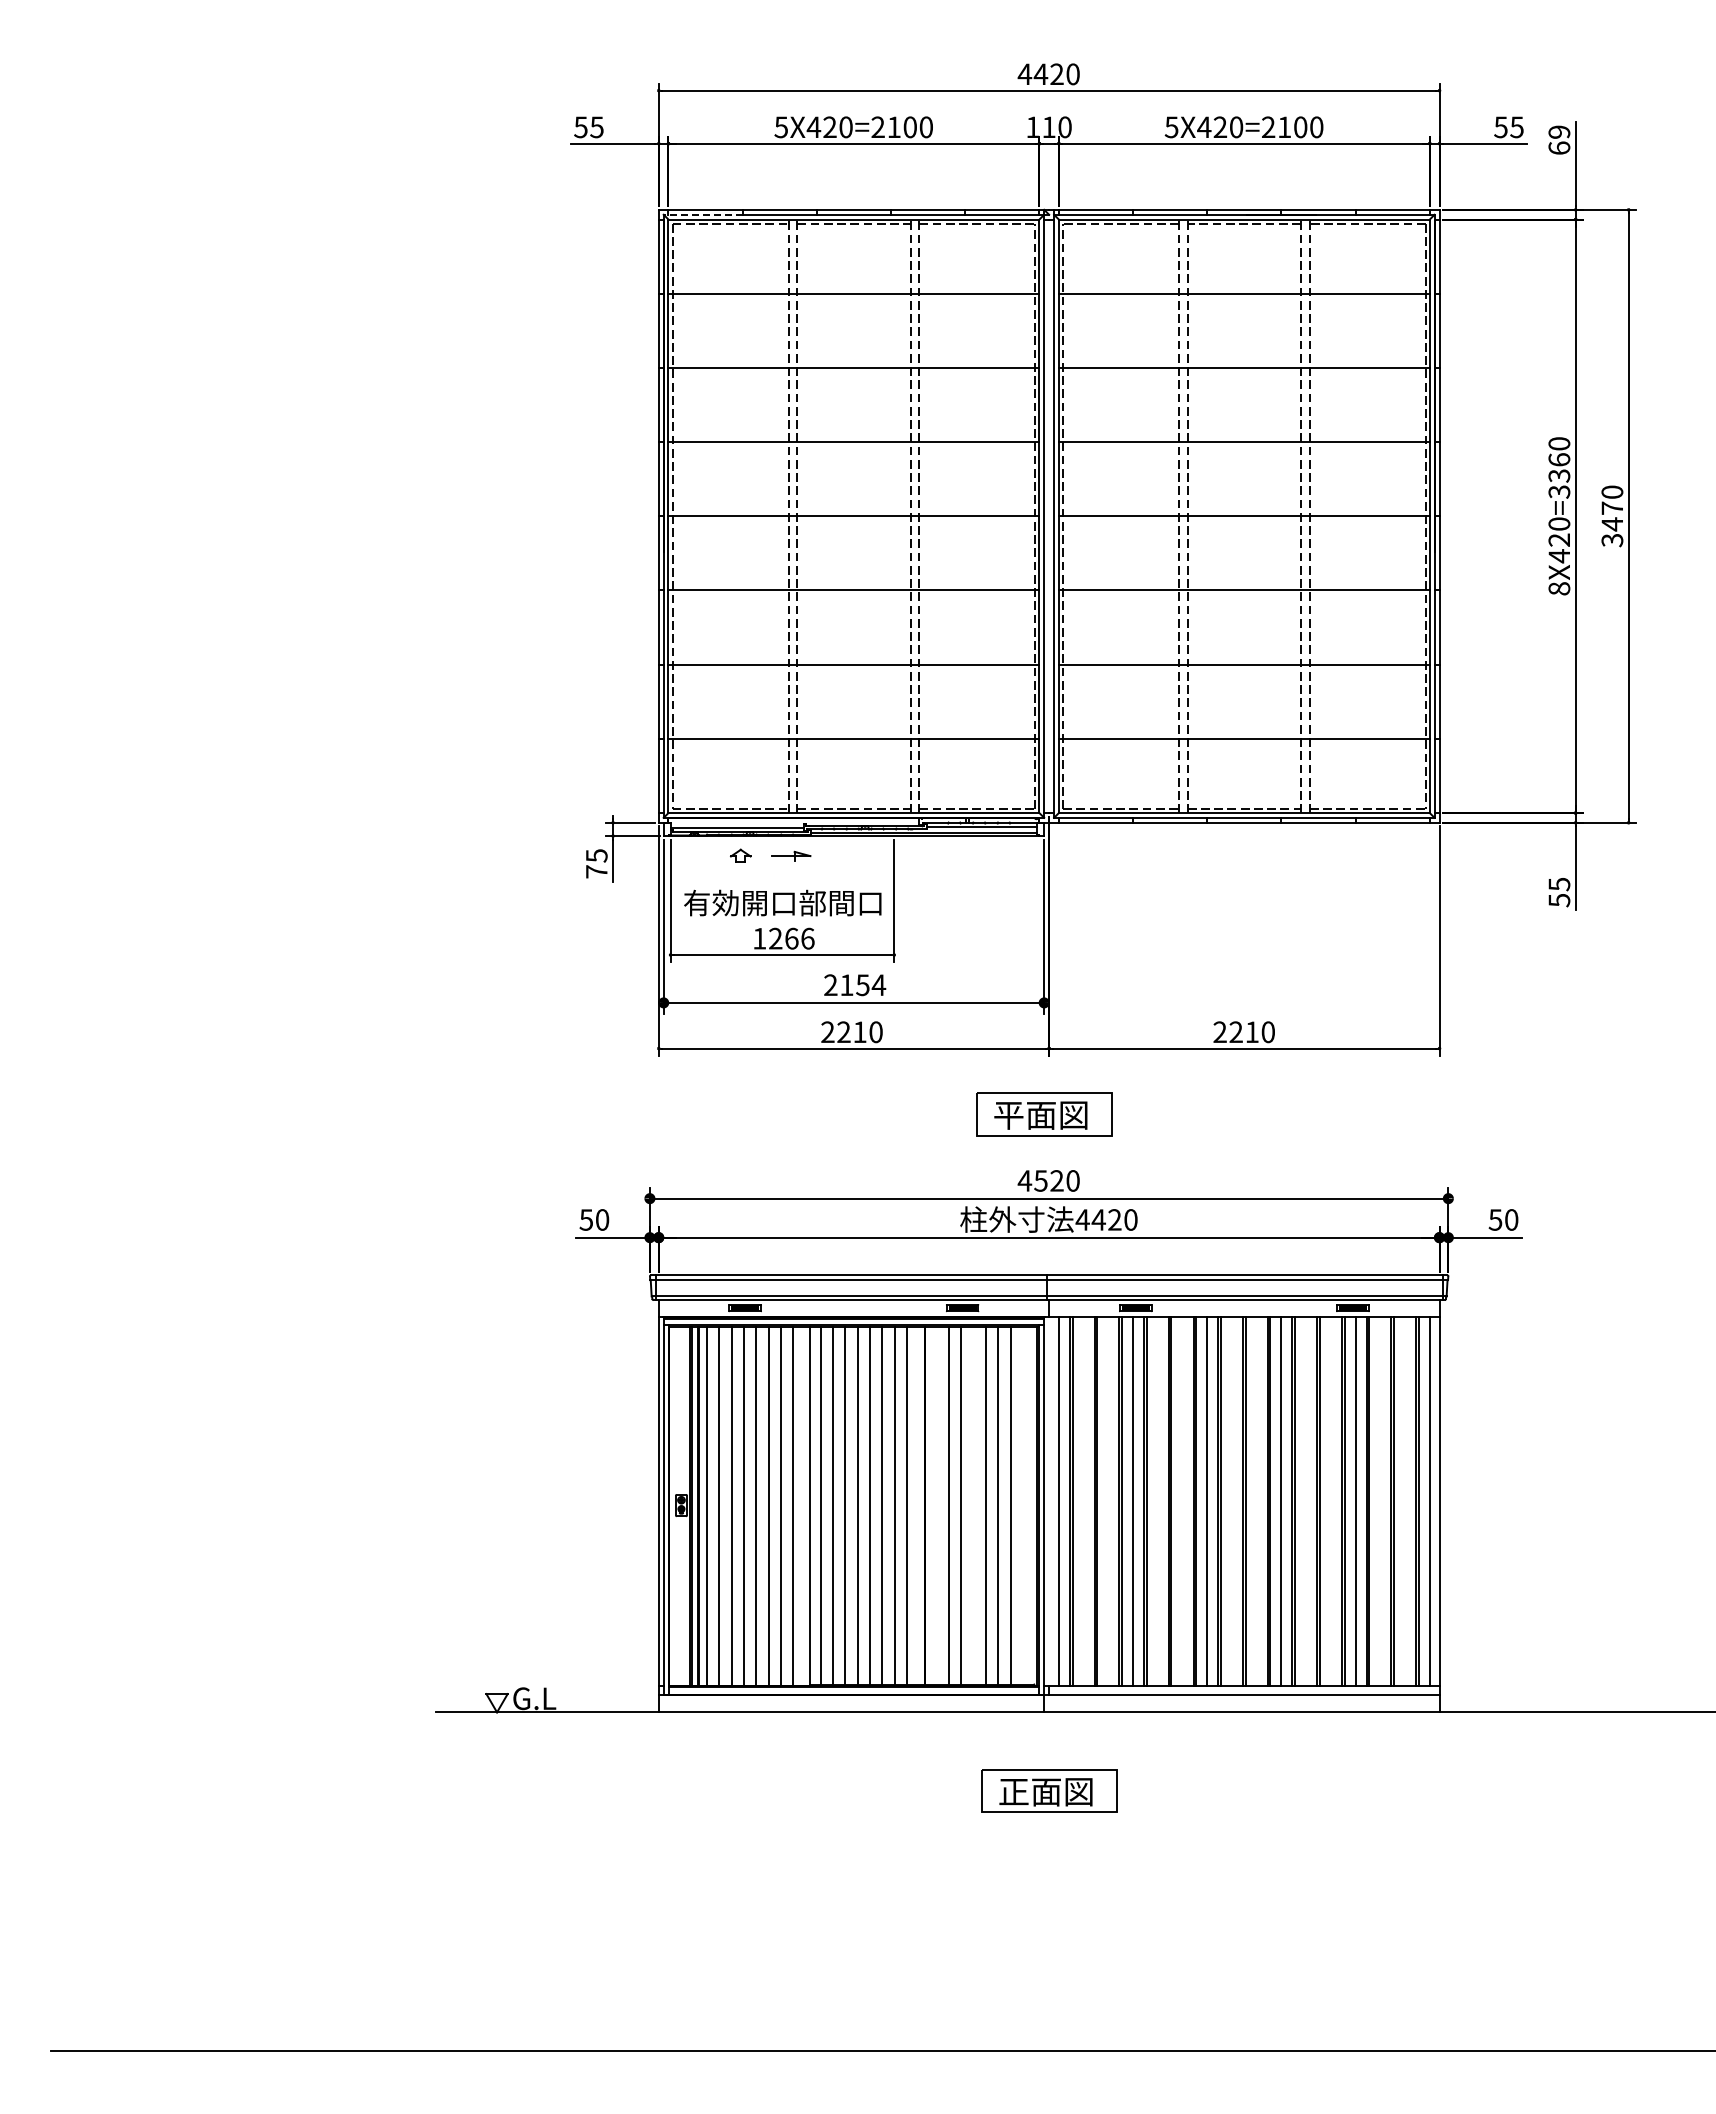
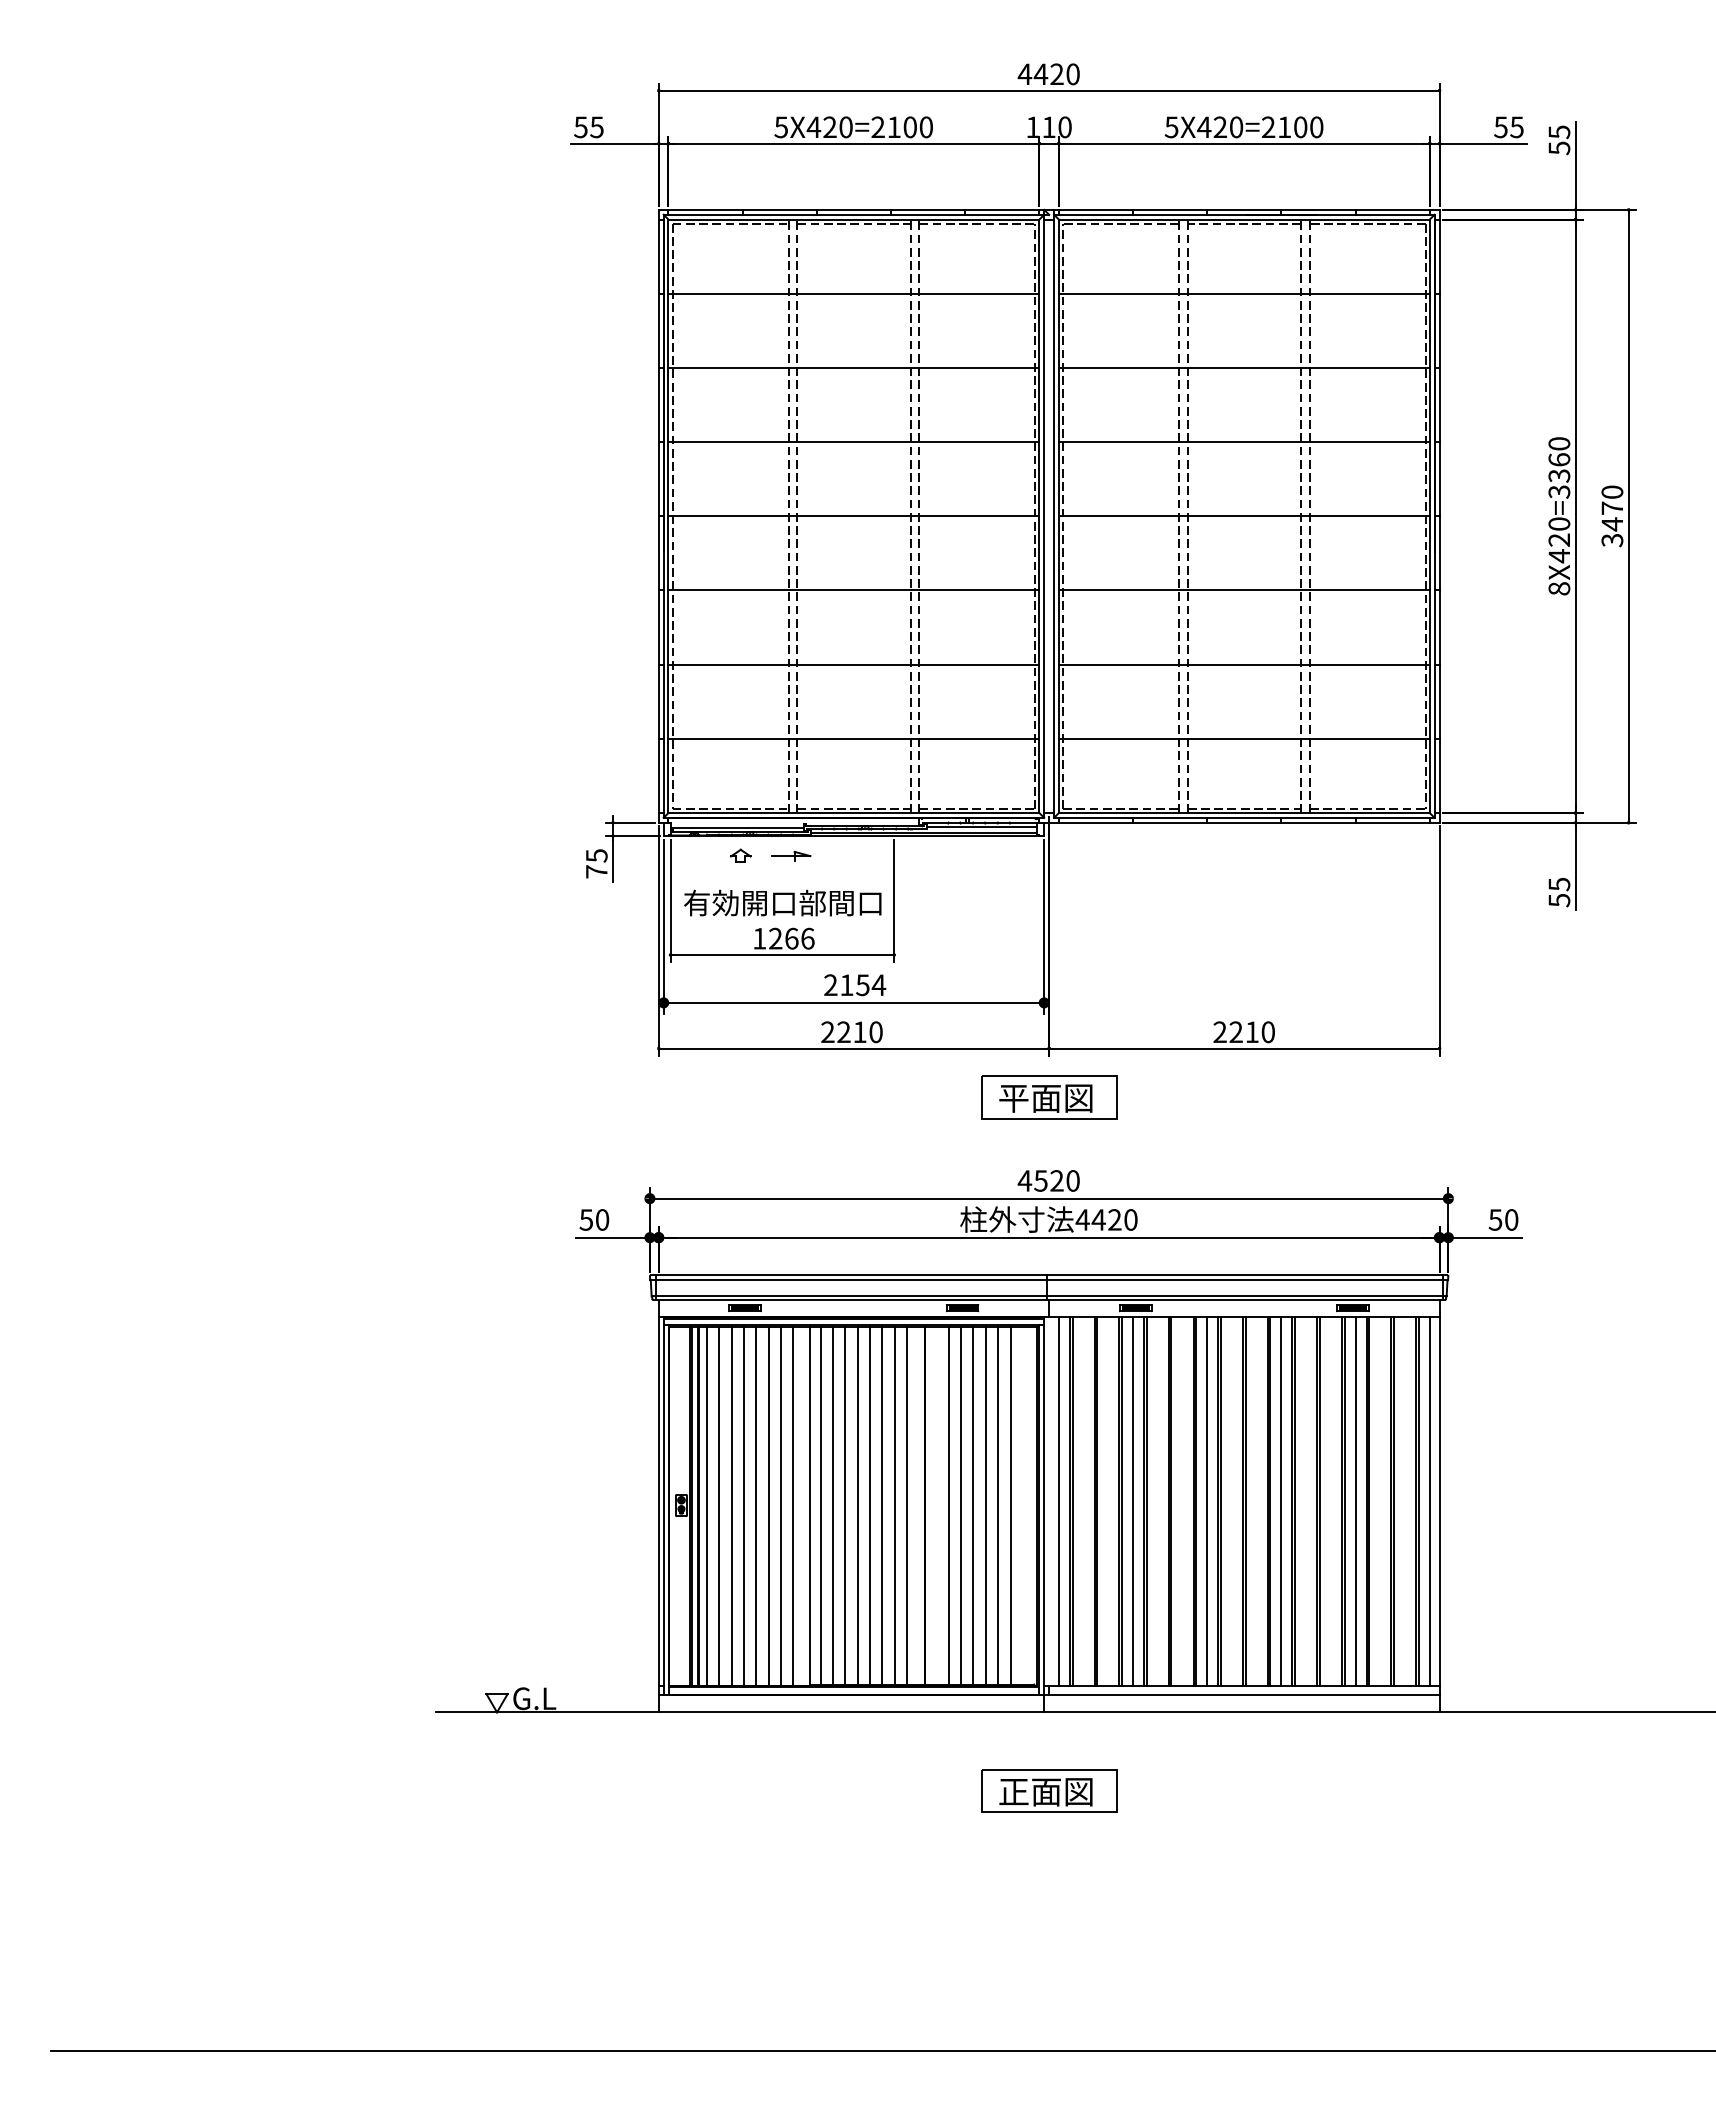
text: 69 -> 55 (1559, 140)
line: dashed -> solid (702, 214)
part position: (1044, 1114) -> (1049, 1097) (1049, 1097)
line: none -> present (973, 1505)
